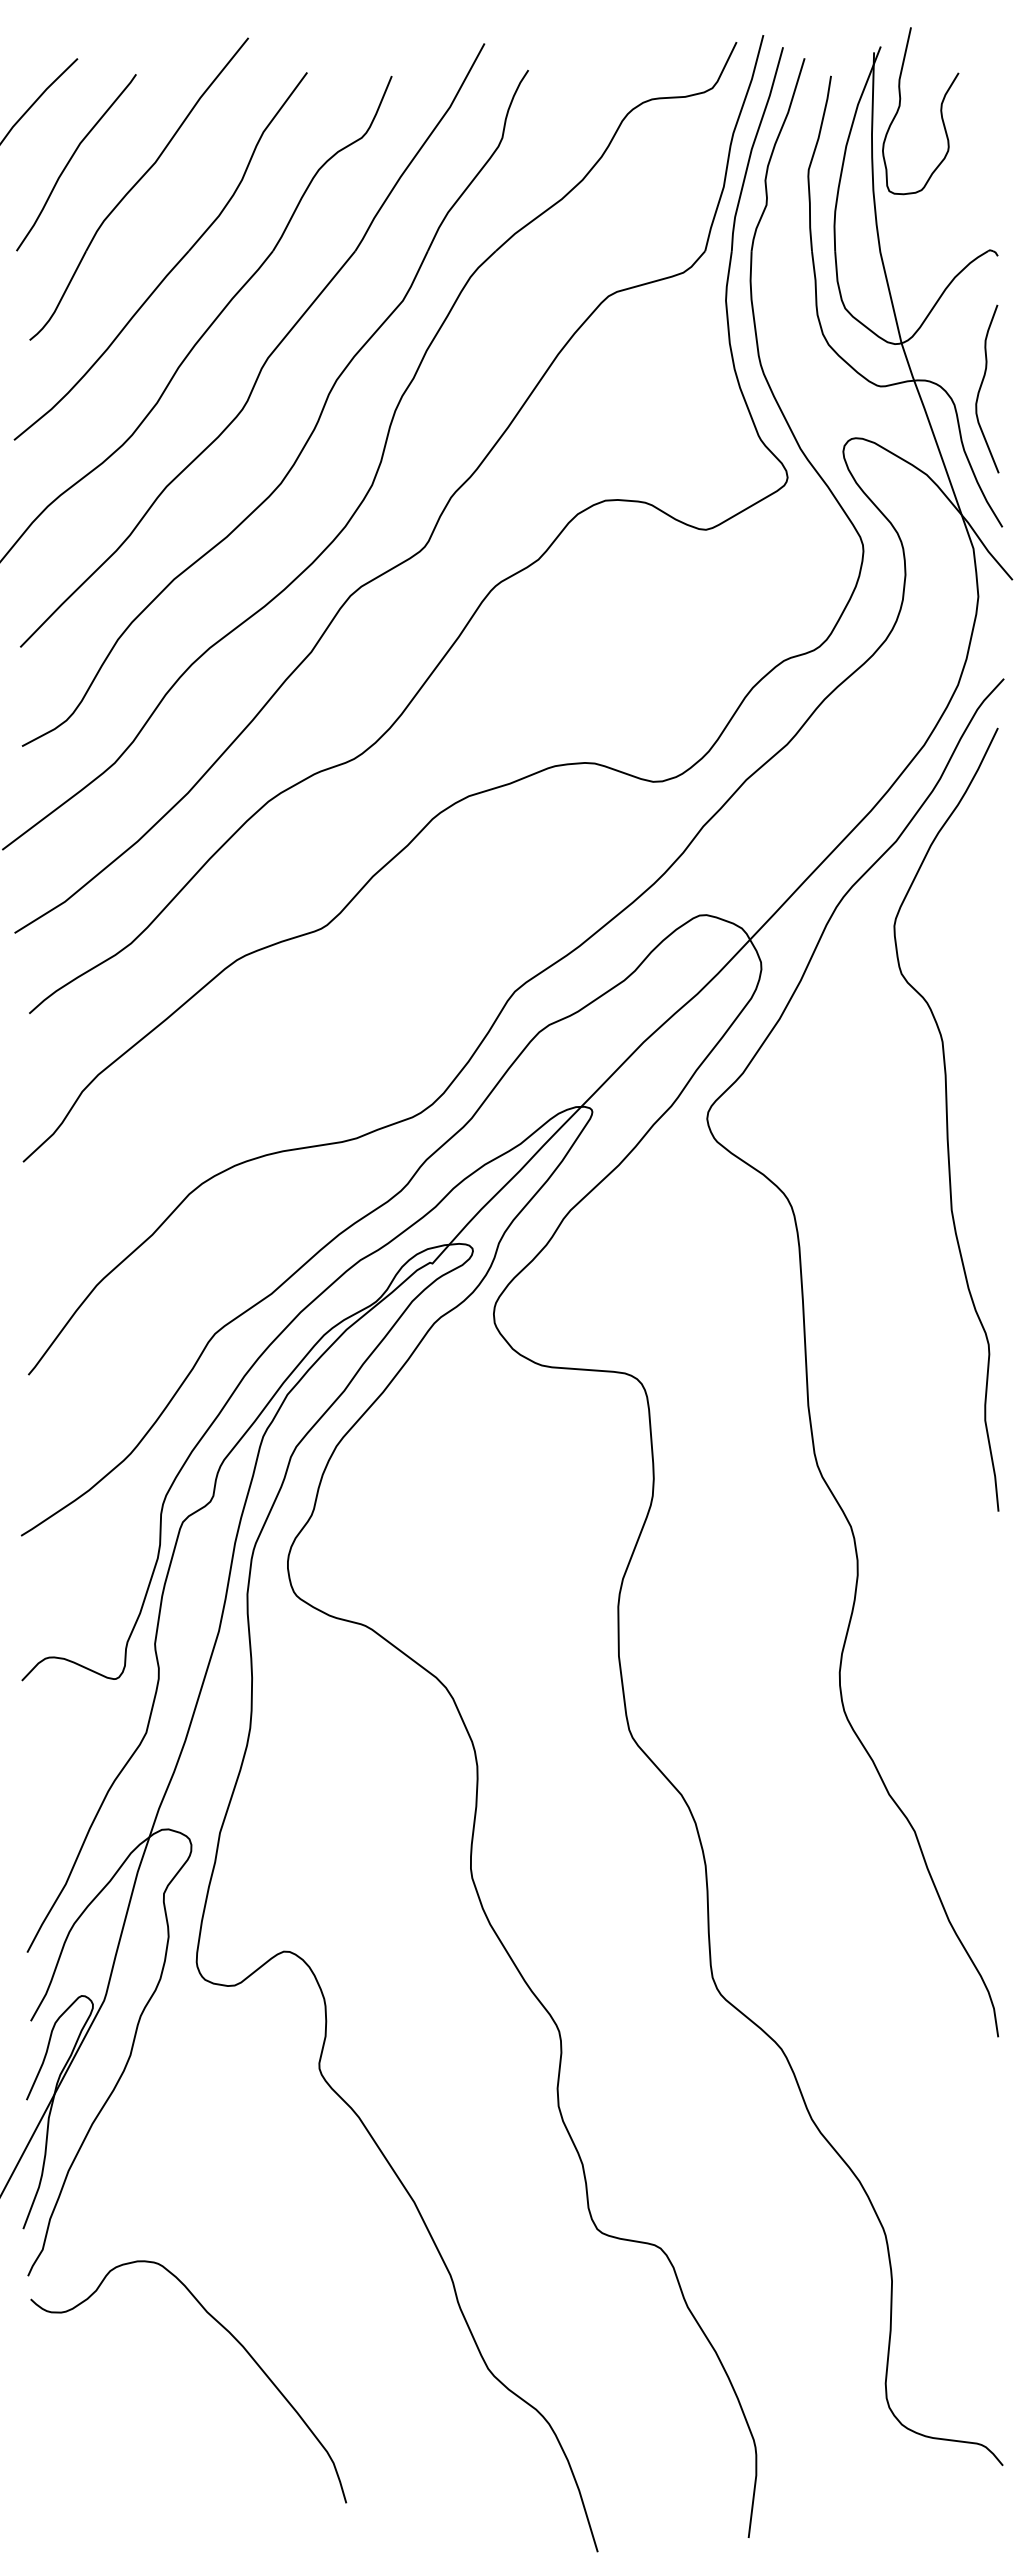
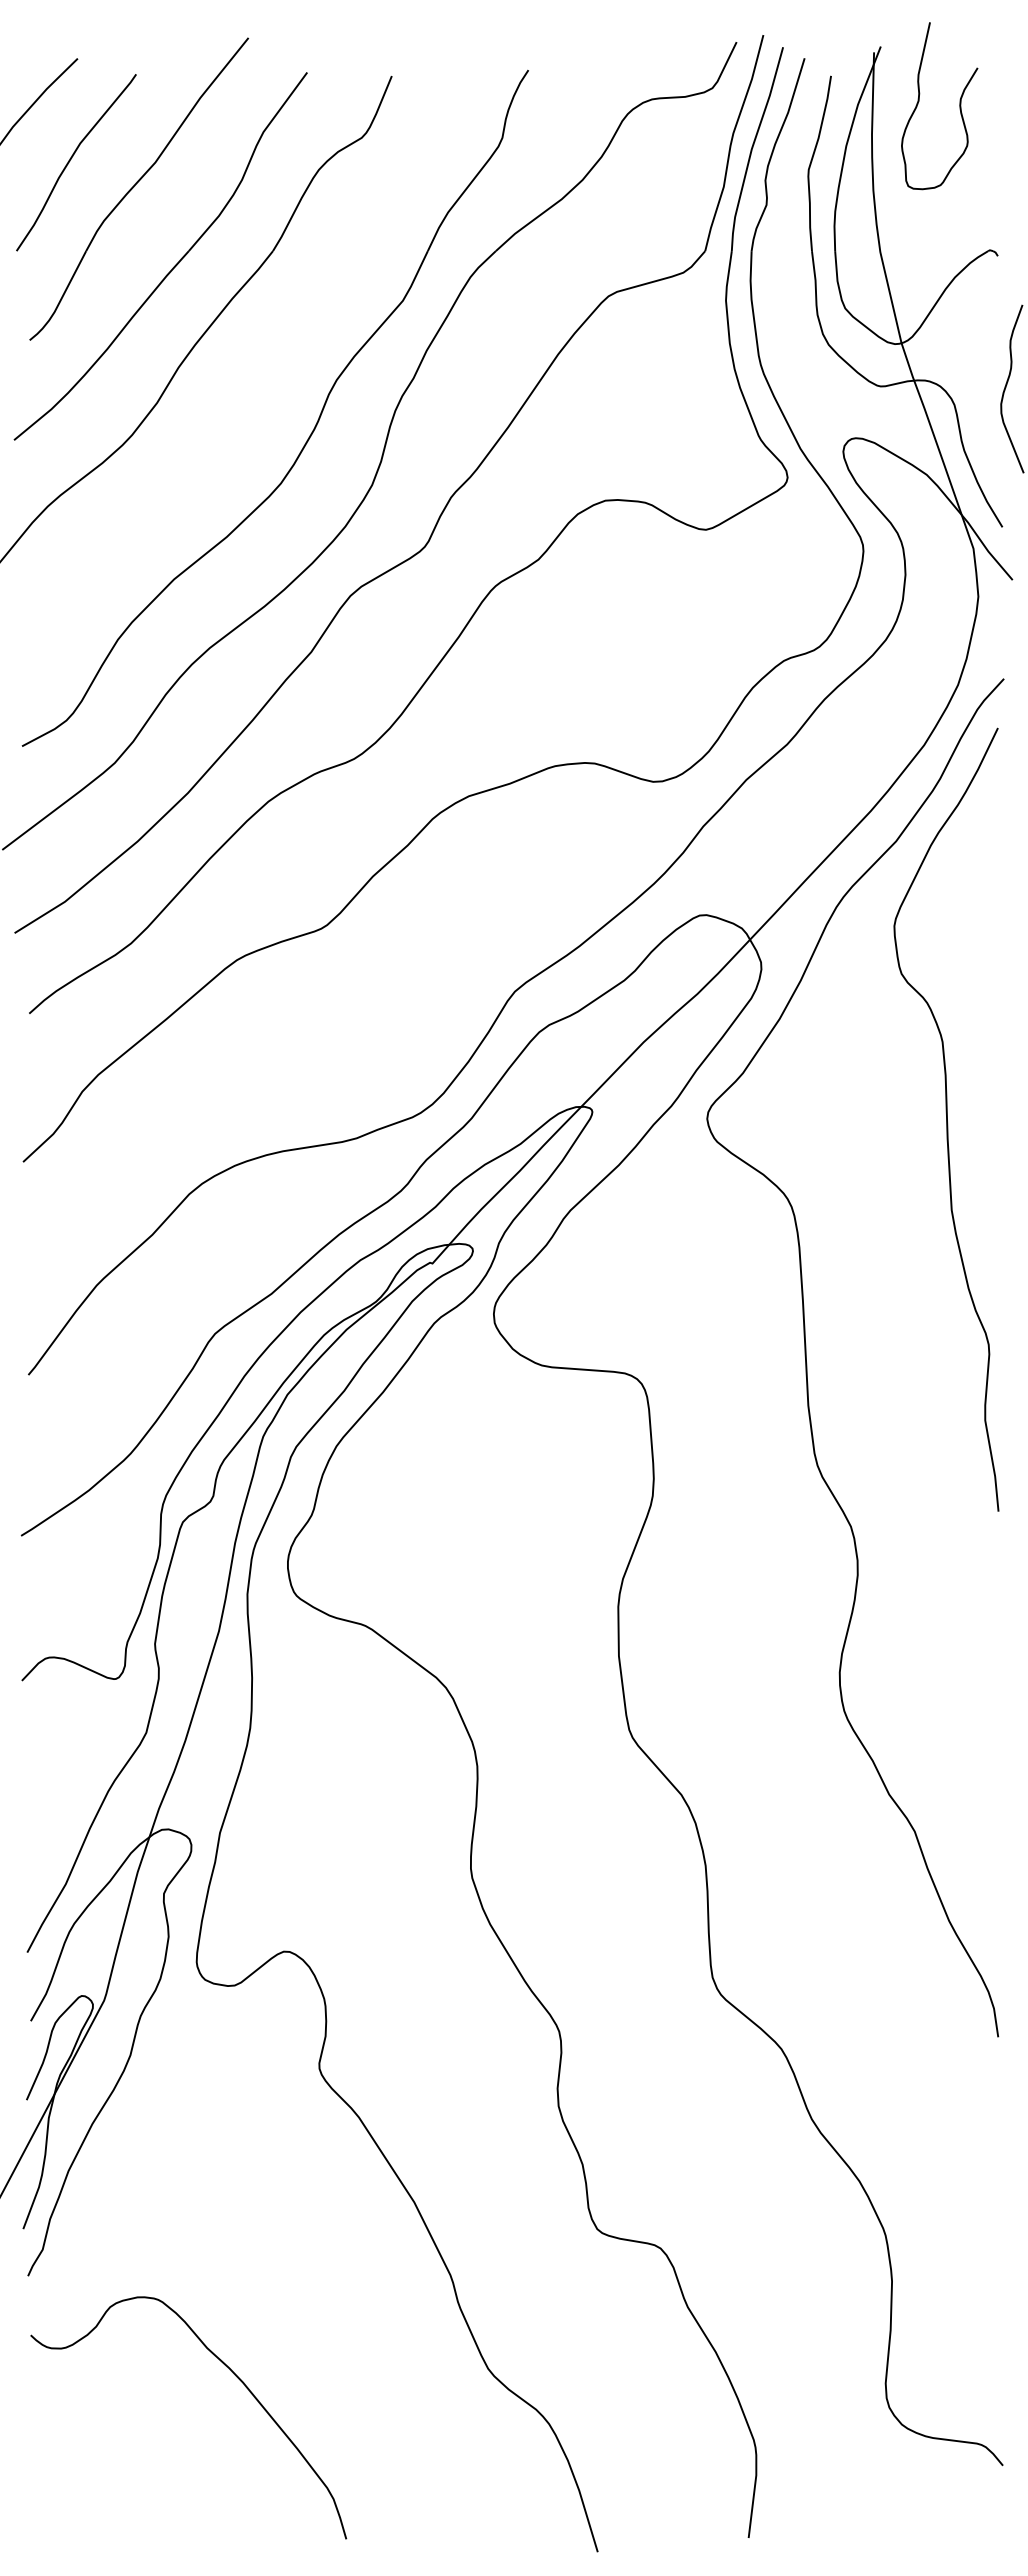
curve position: (940, 111) -> (959, 106) (959, 106)
part: present -> none (268, 355)
curve position: (981, 387) -> (1006, 387) (1006, 387)
curve position: (233, 2338) -> (233, 2374) (233, 2374)
